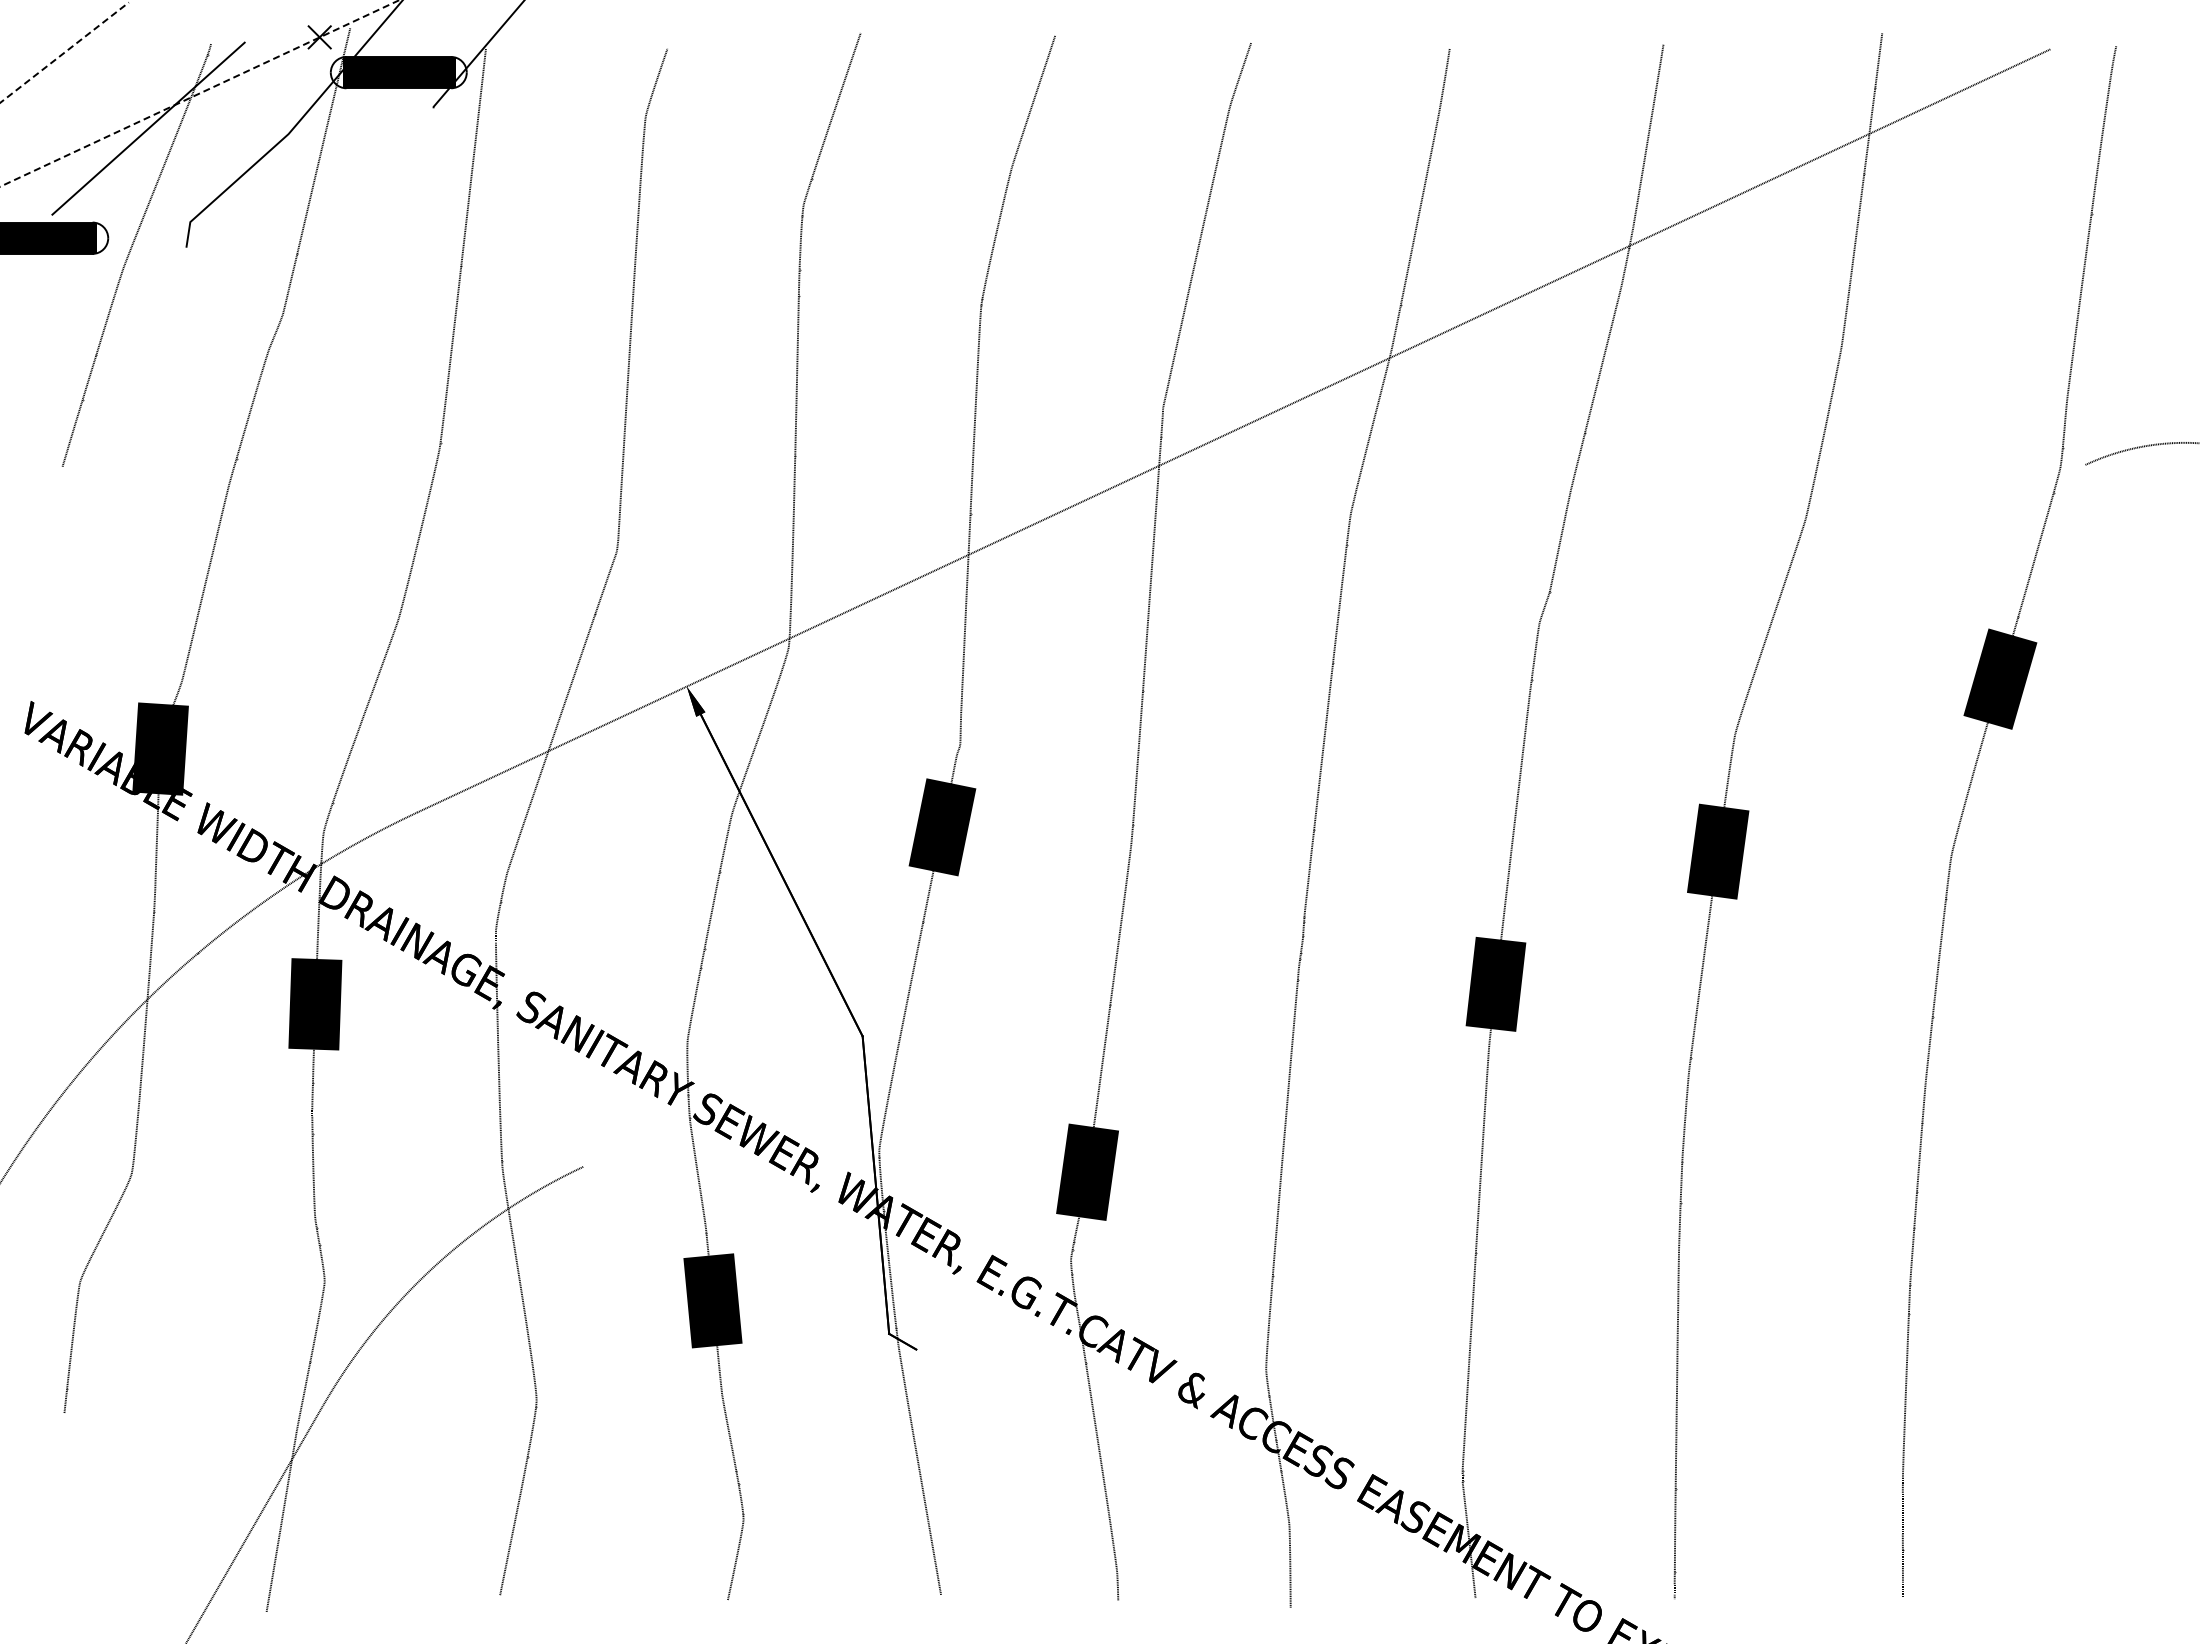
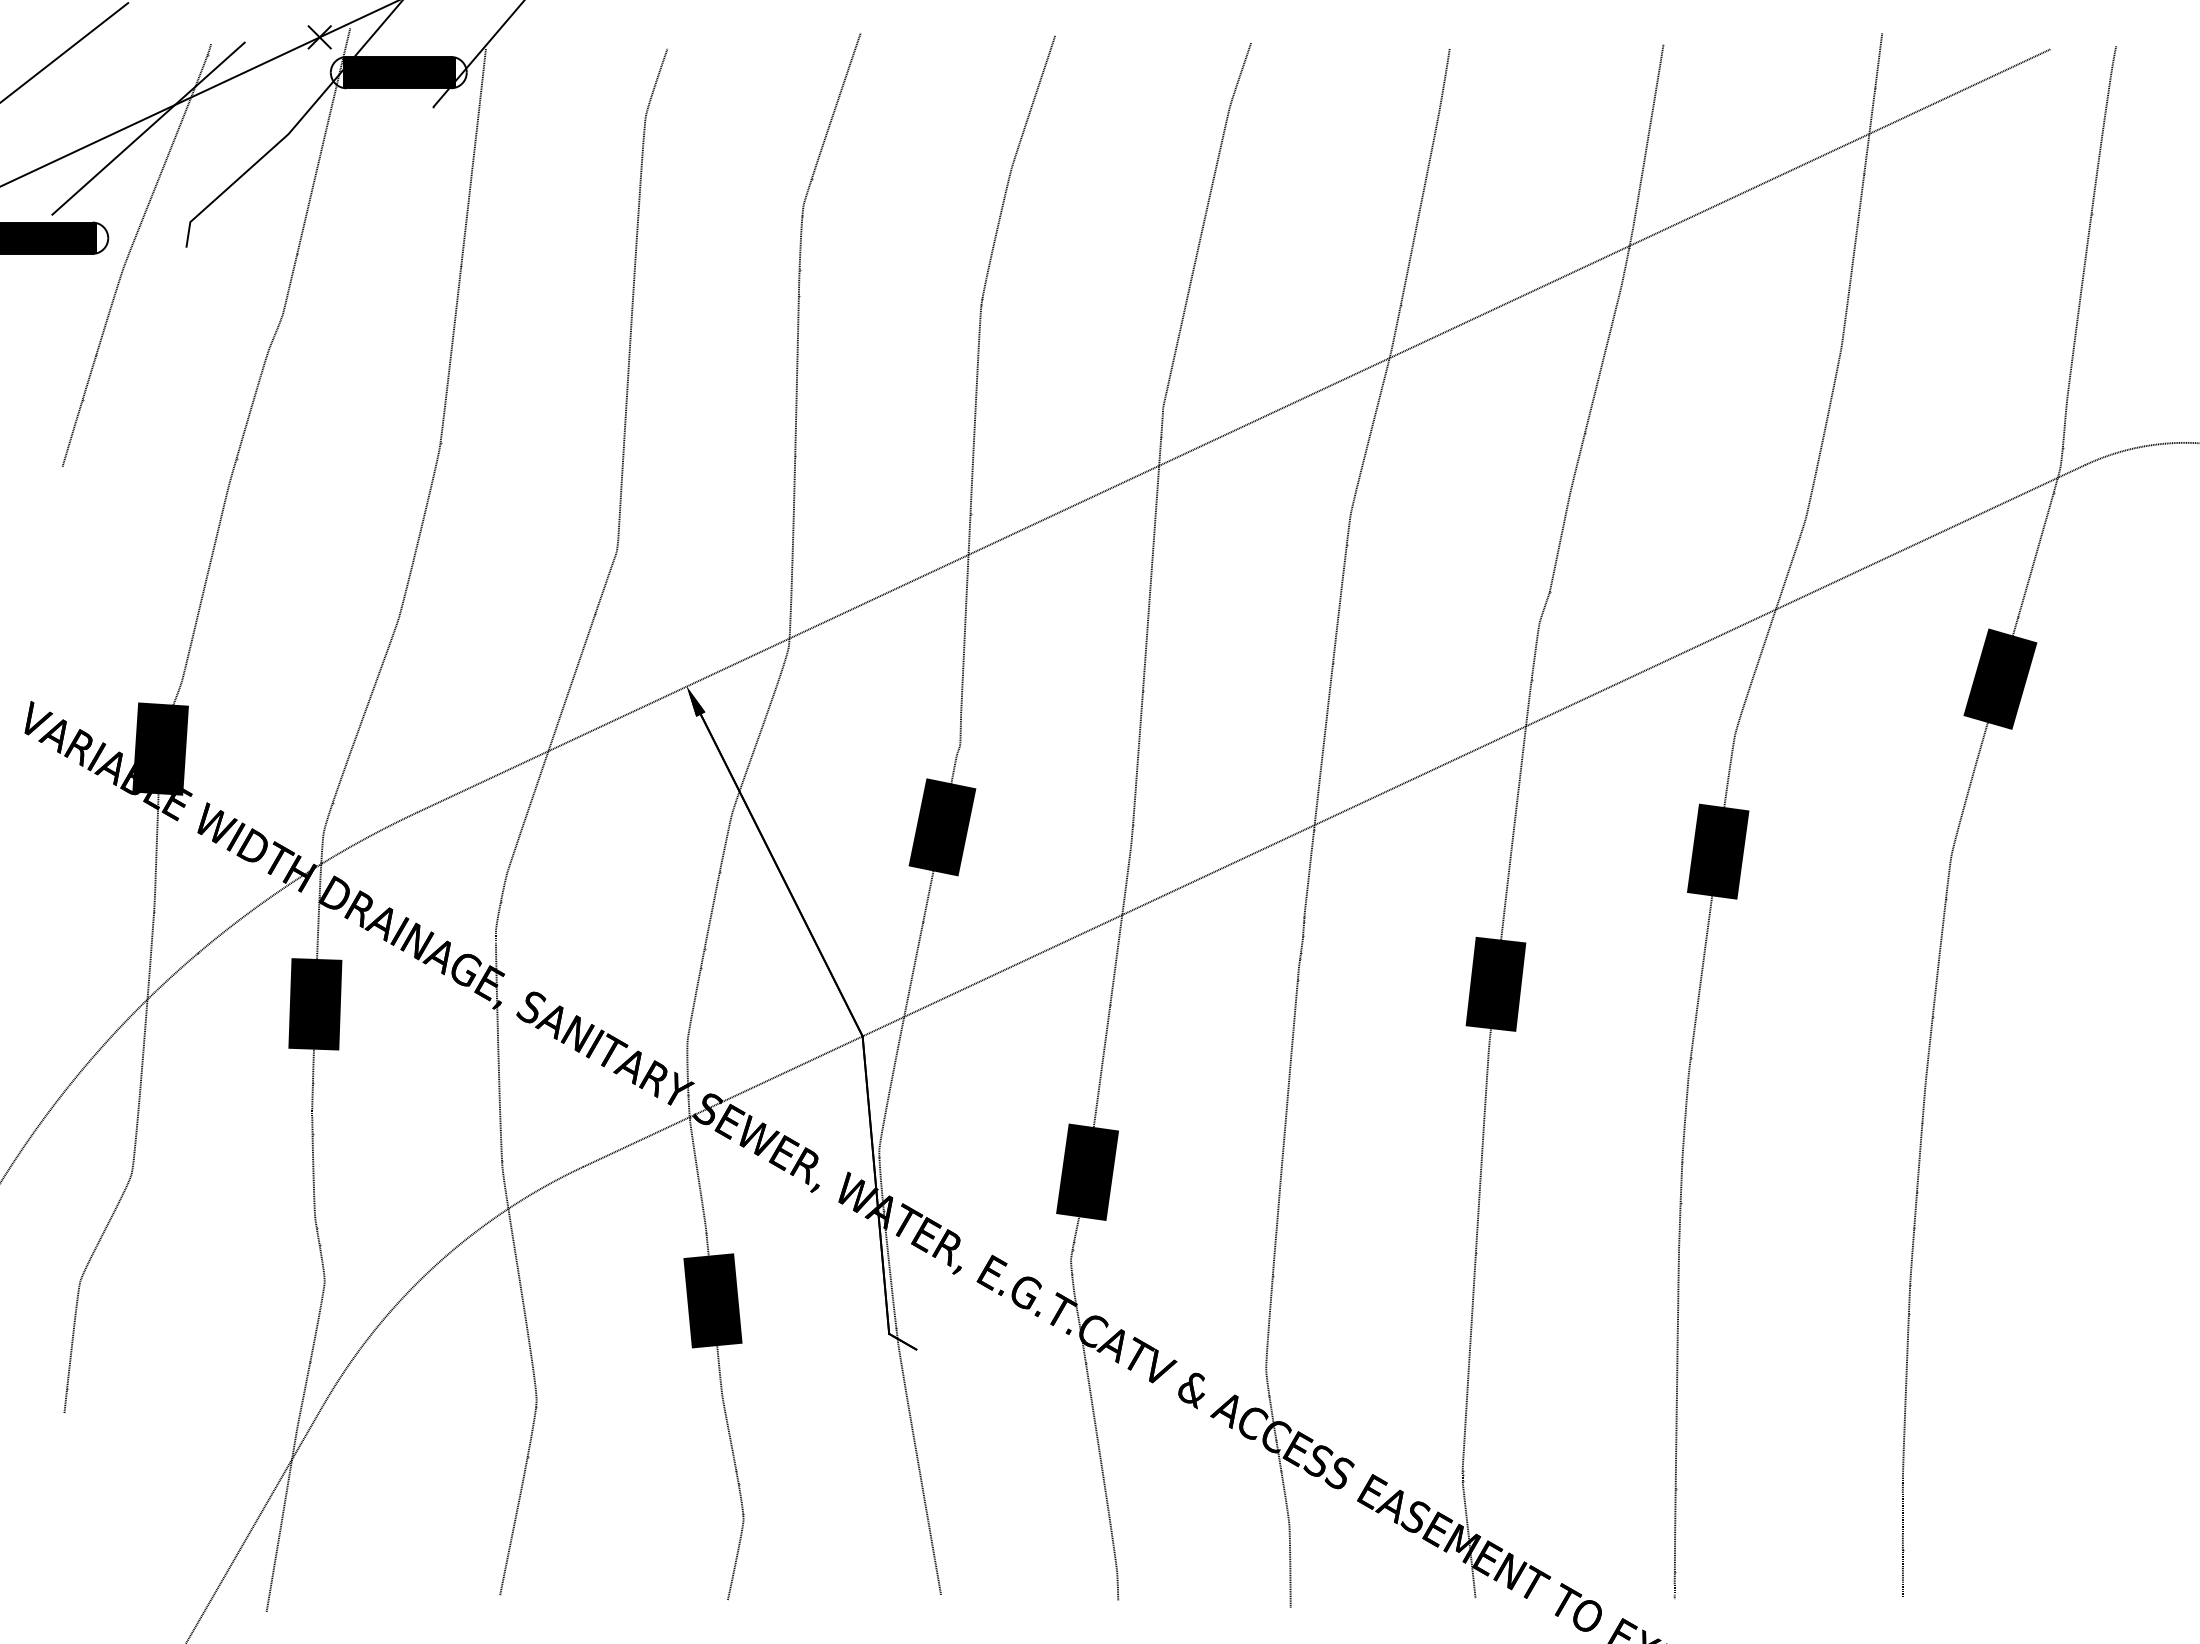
line: dashed -> solid (65, 52)
line: dashed -> solid (199, 93)
line: none -> present (1334, 815)
